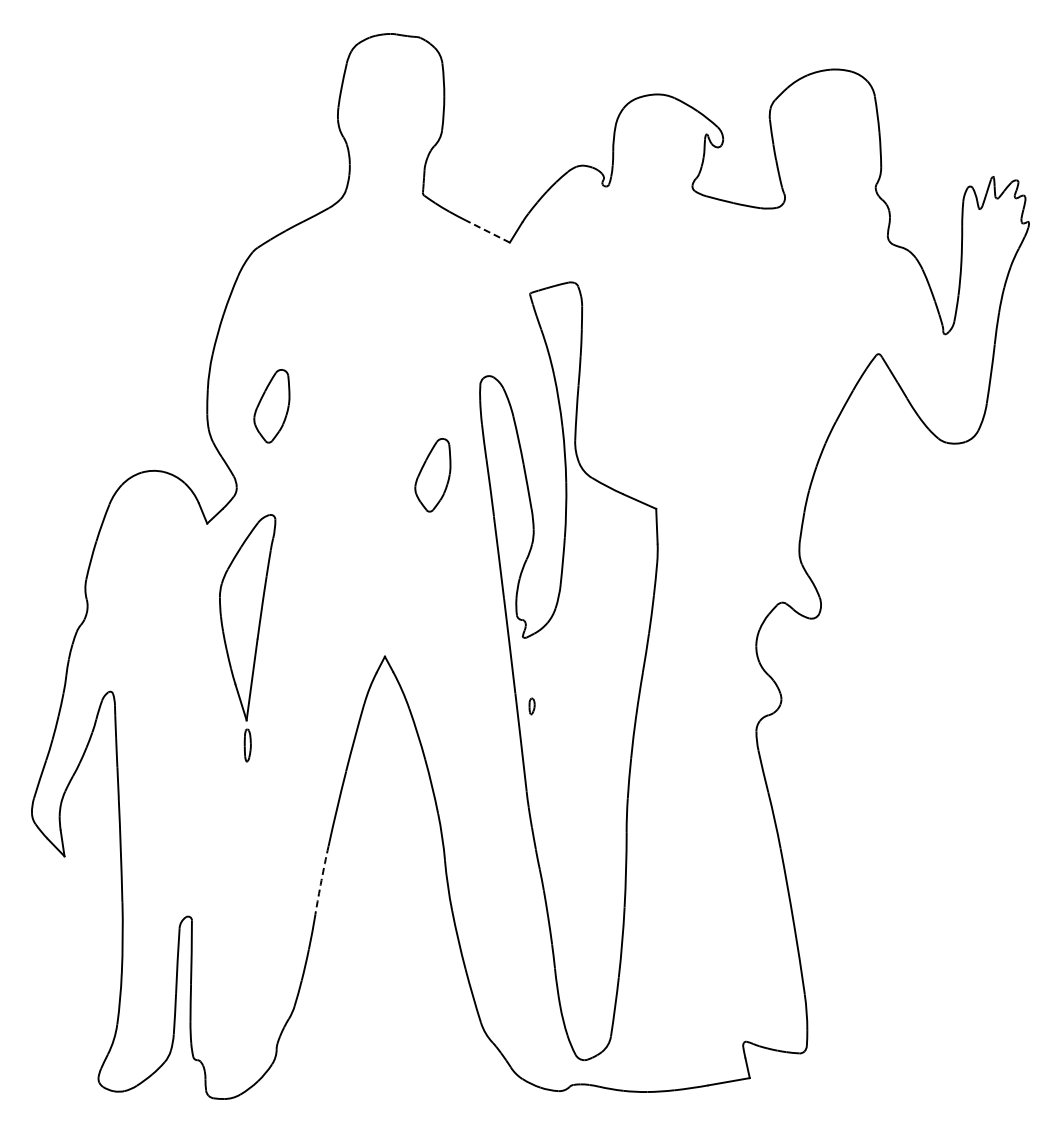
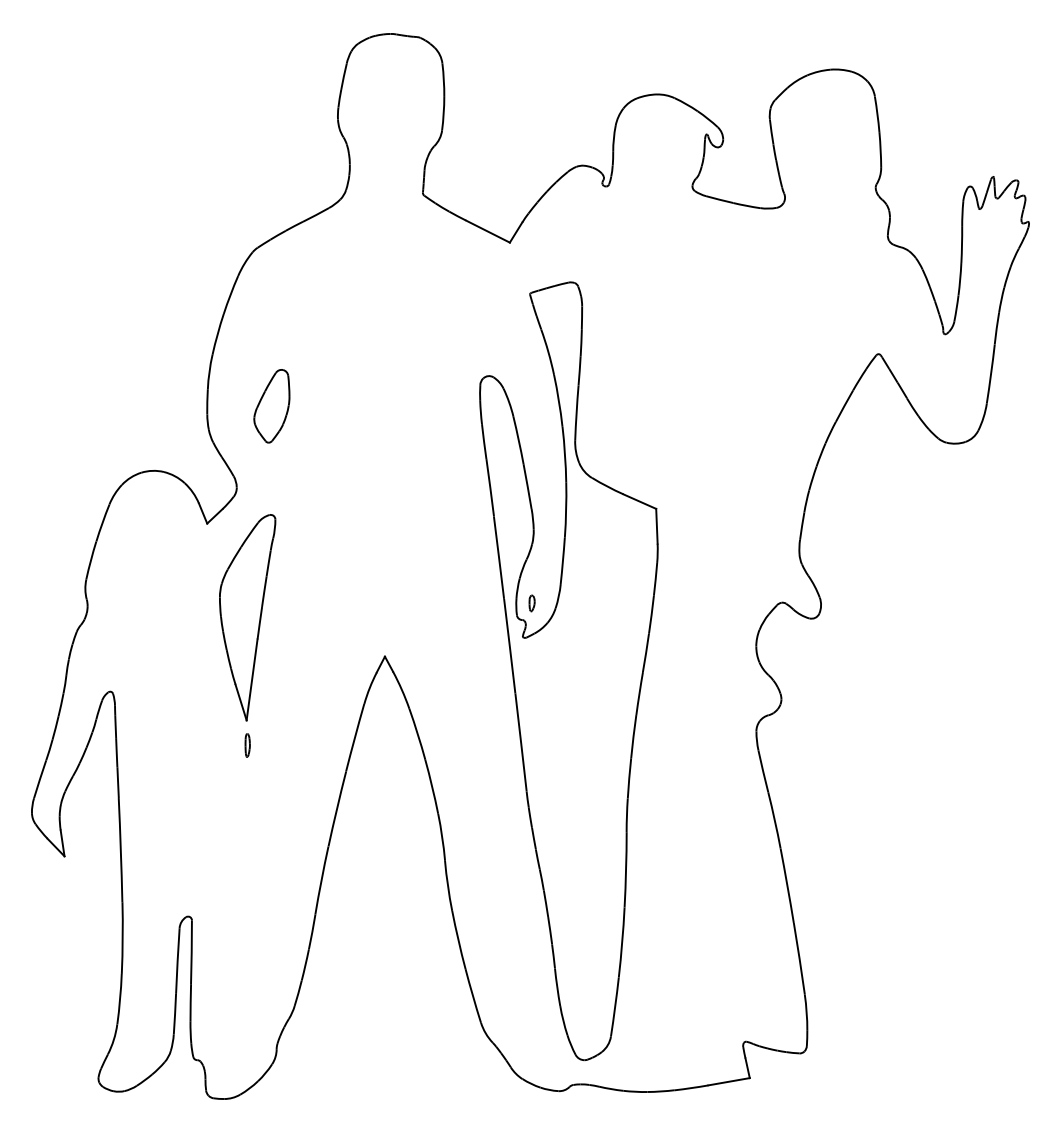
line: dashed -> solid (487, 231)
part: present -> none (432, 475)
part position: (531, 706) -> (531, 603) (531, 603)
part size: 9x35 px -> 7x25 px (247, 745)
arc: dashed -> solid (321, 880)
